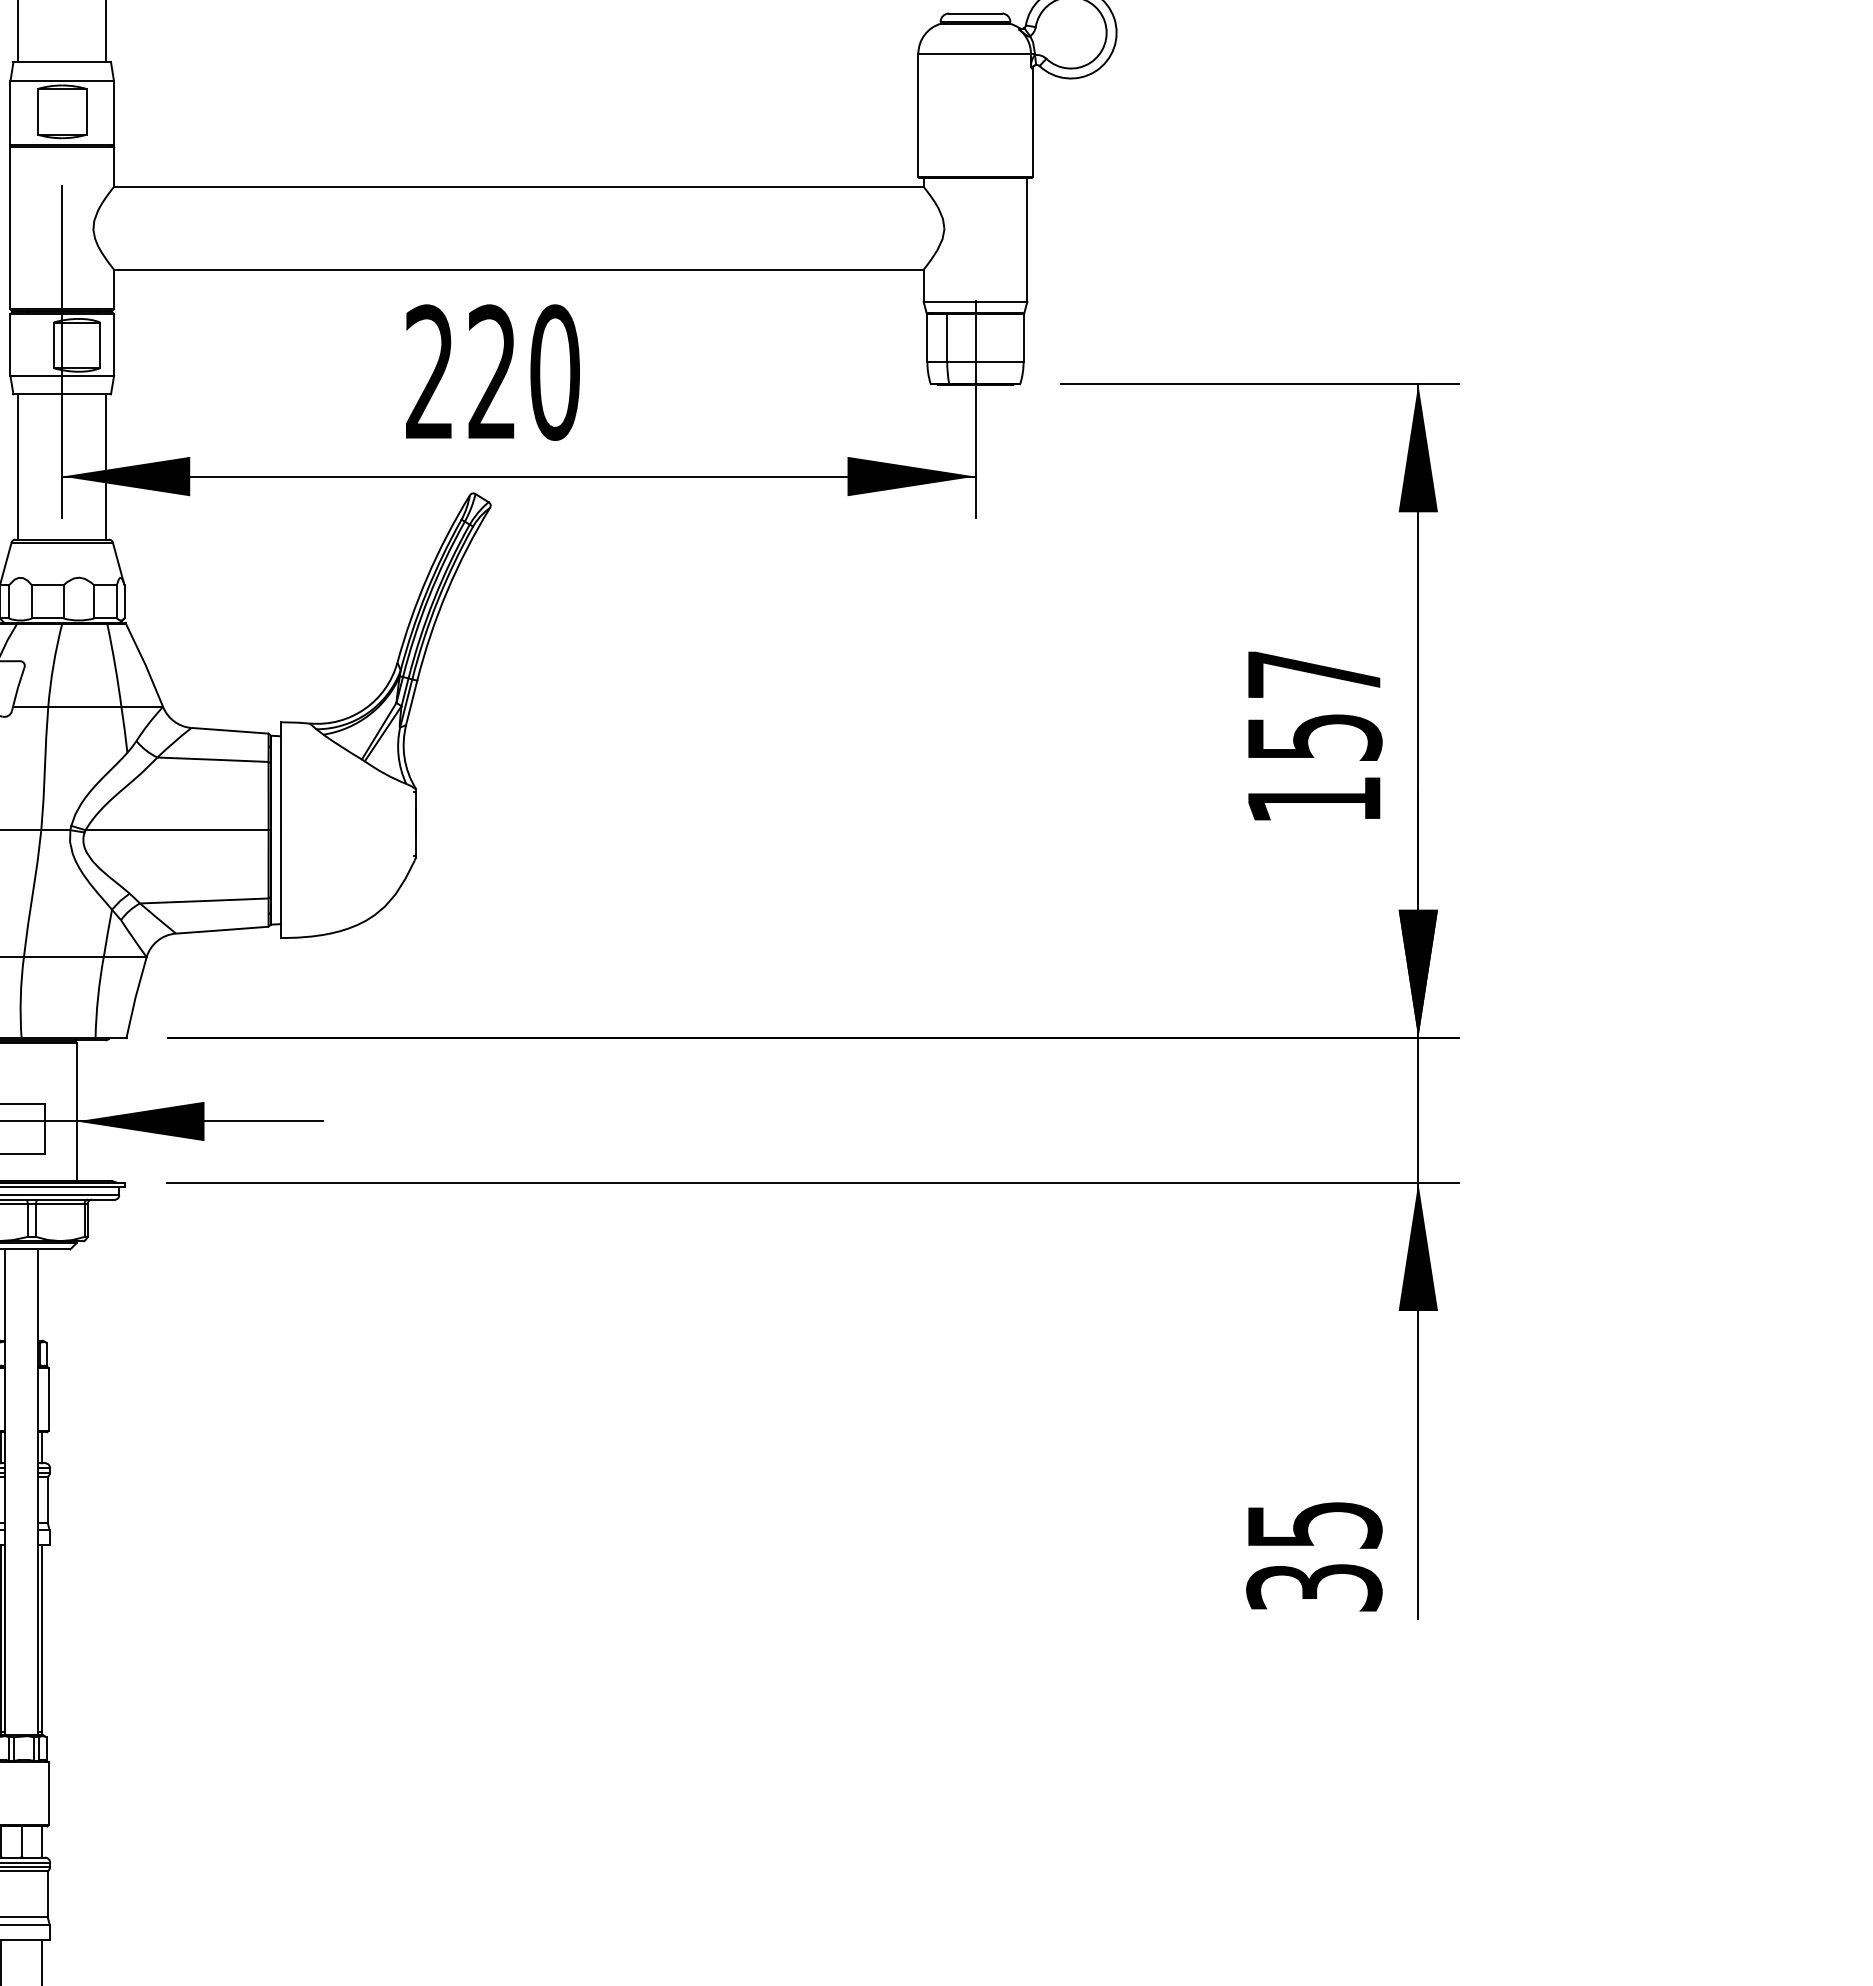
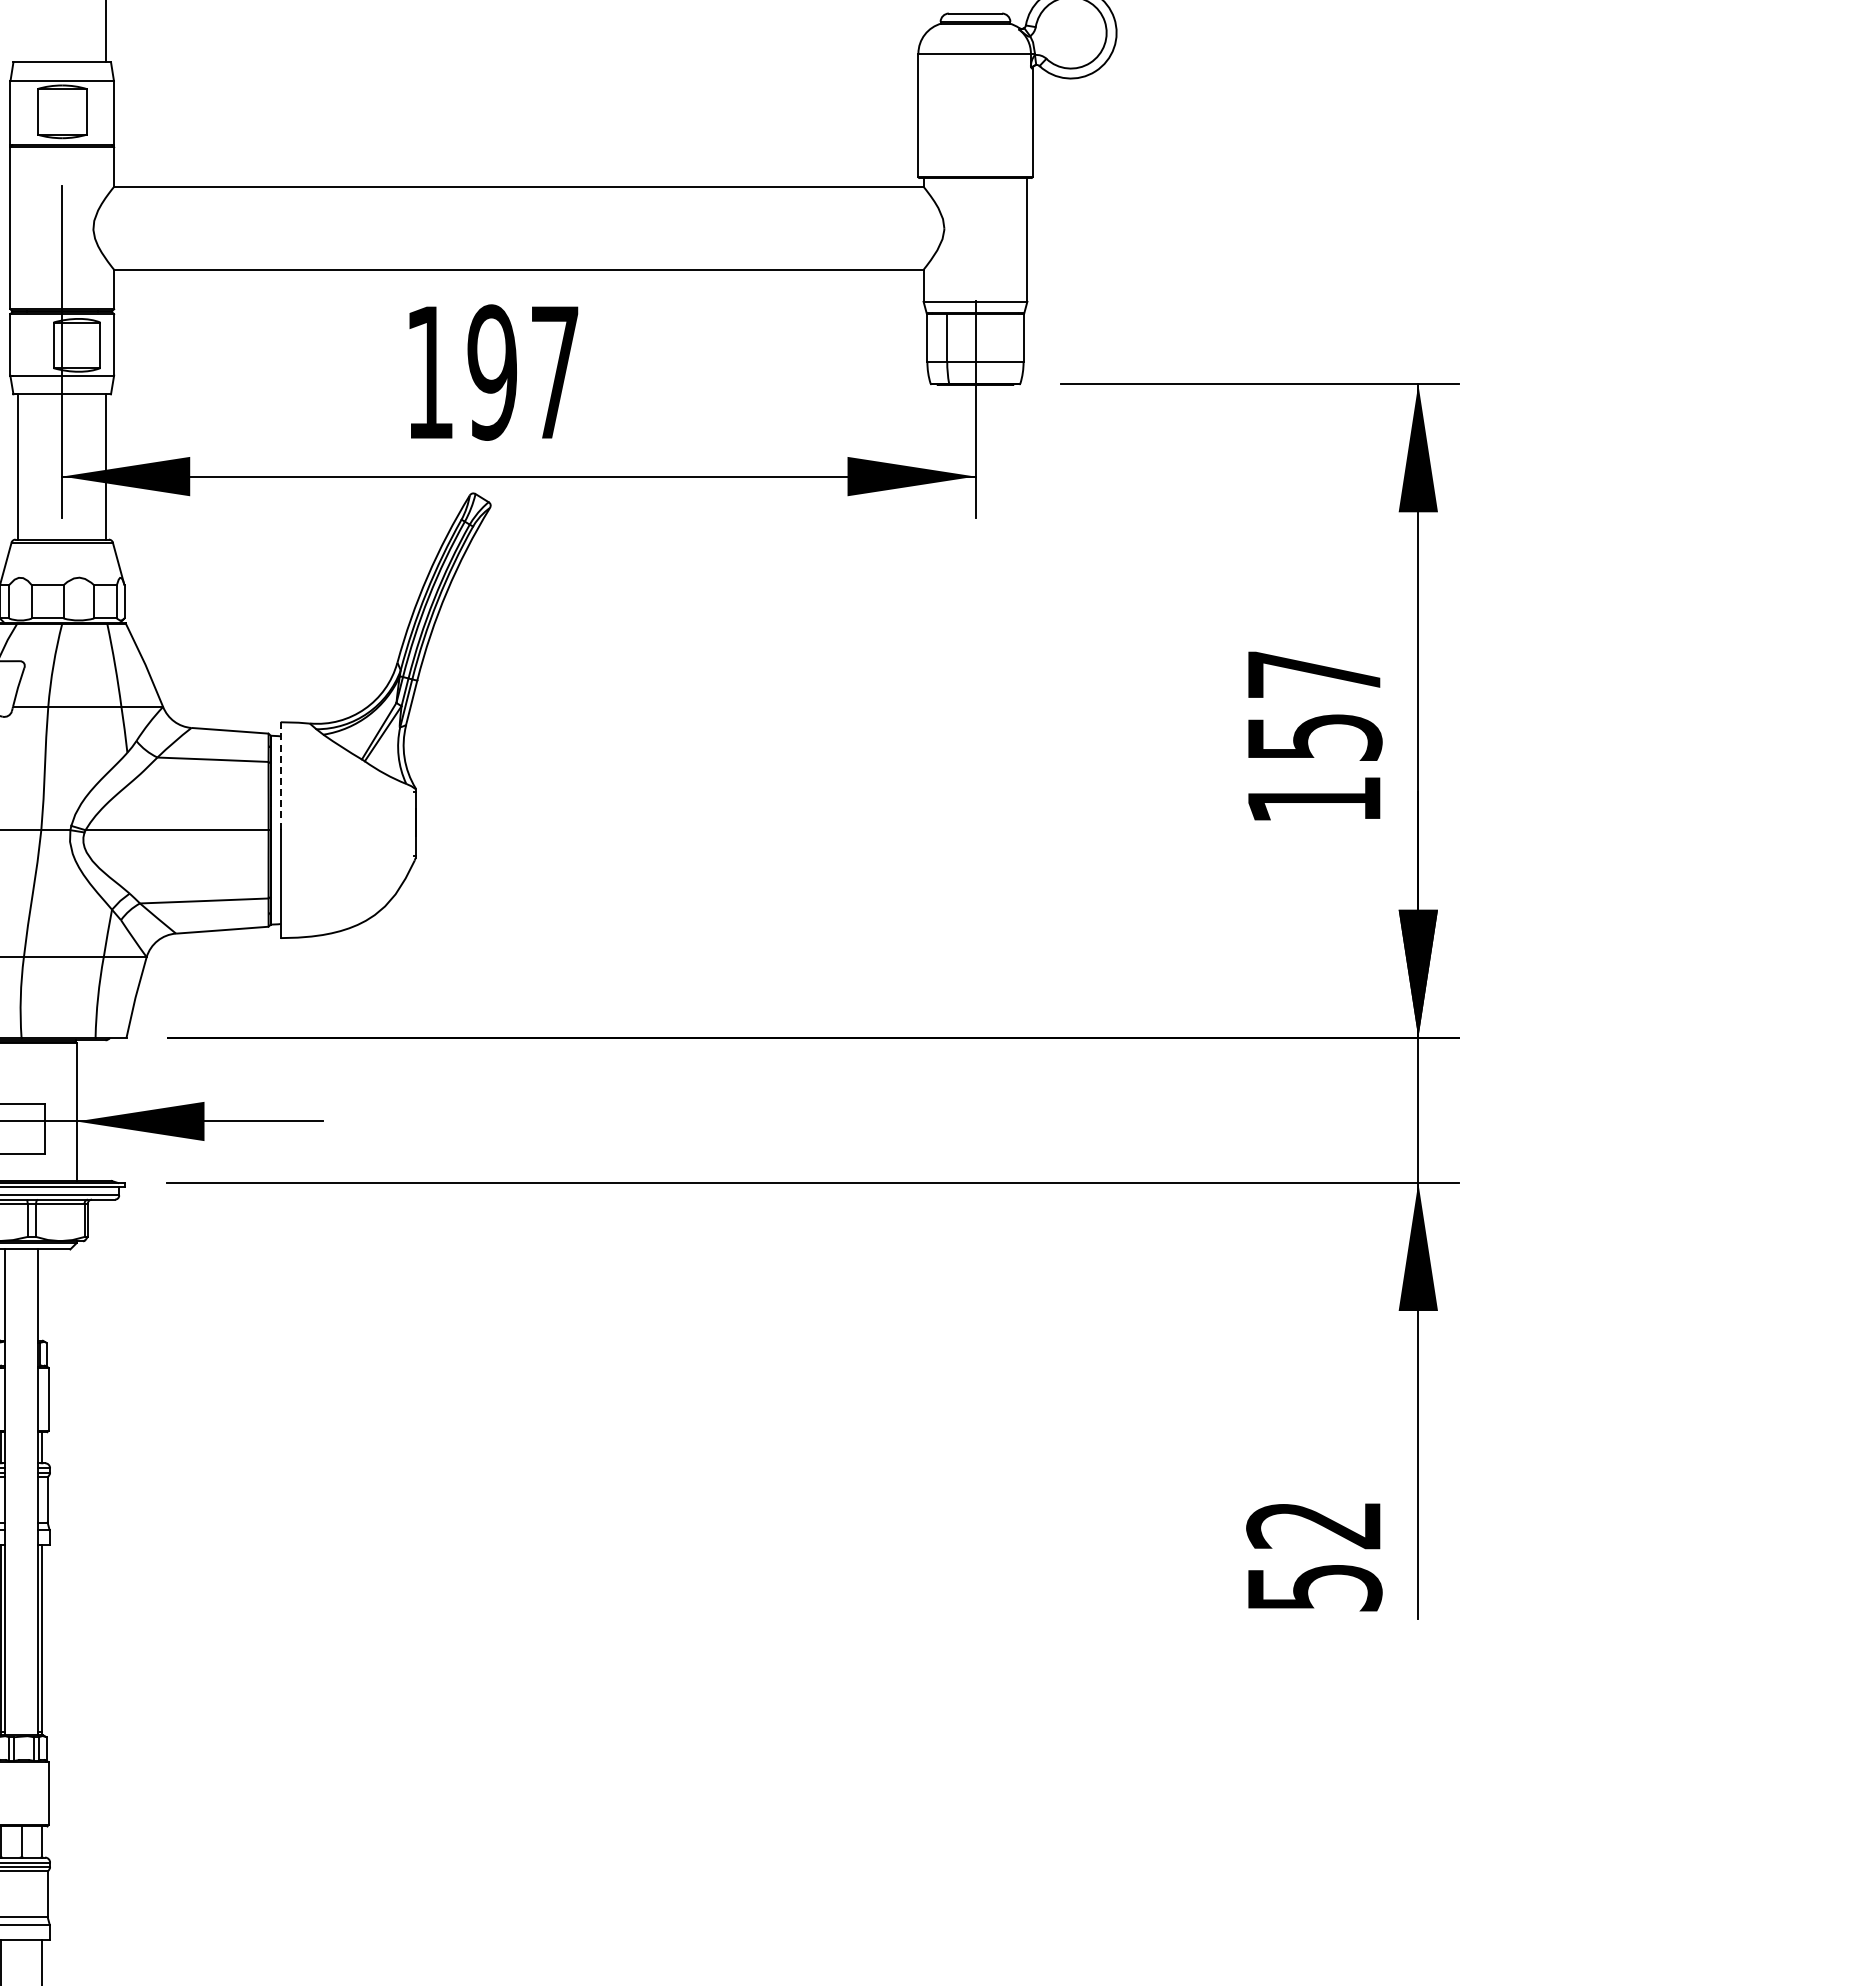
line: present -> none (18, 32)
text: 220 -> 197 (492, 372)
line: solid -> dashed (280, 776)
text: 35 -> 52 (1314, 1556)
